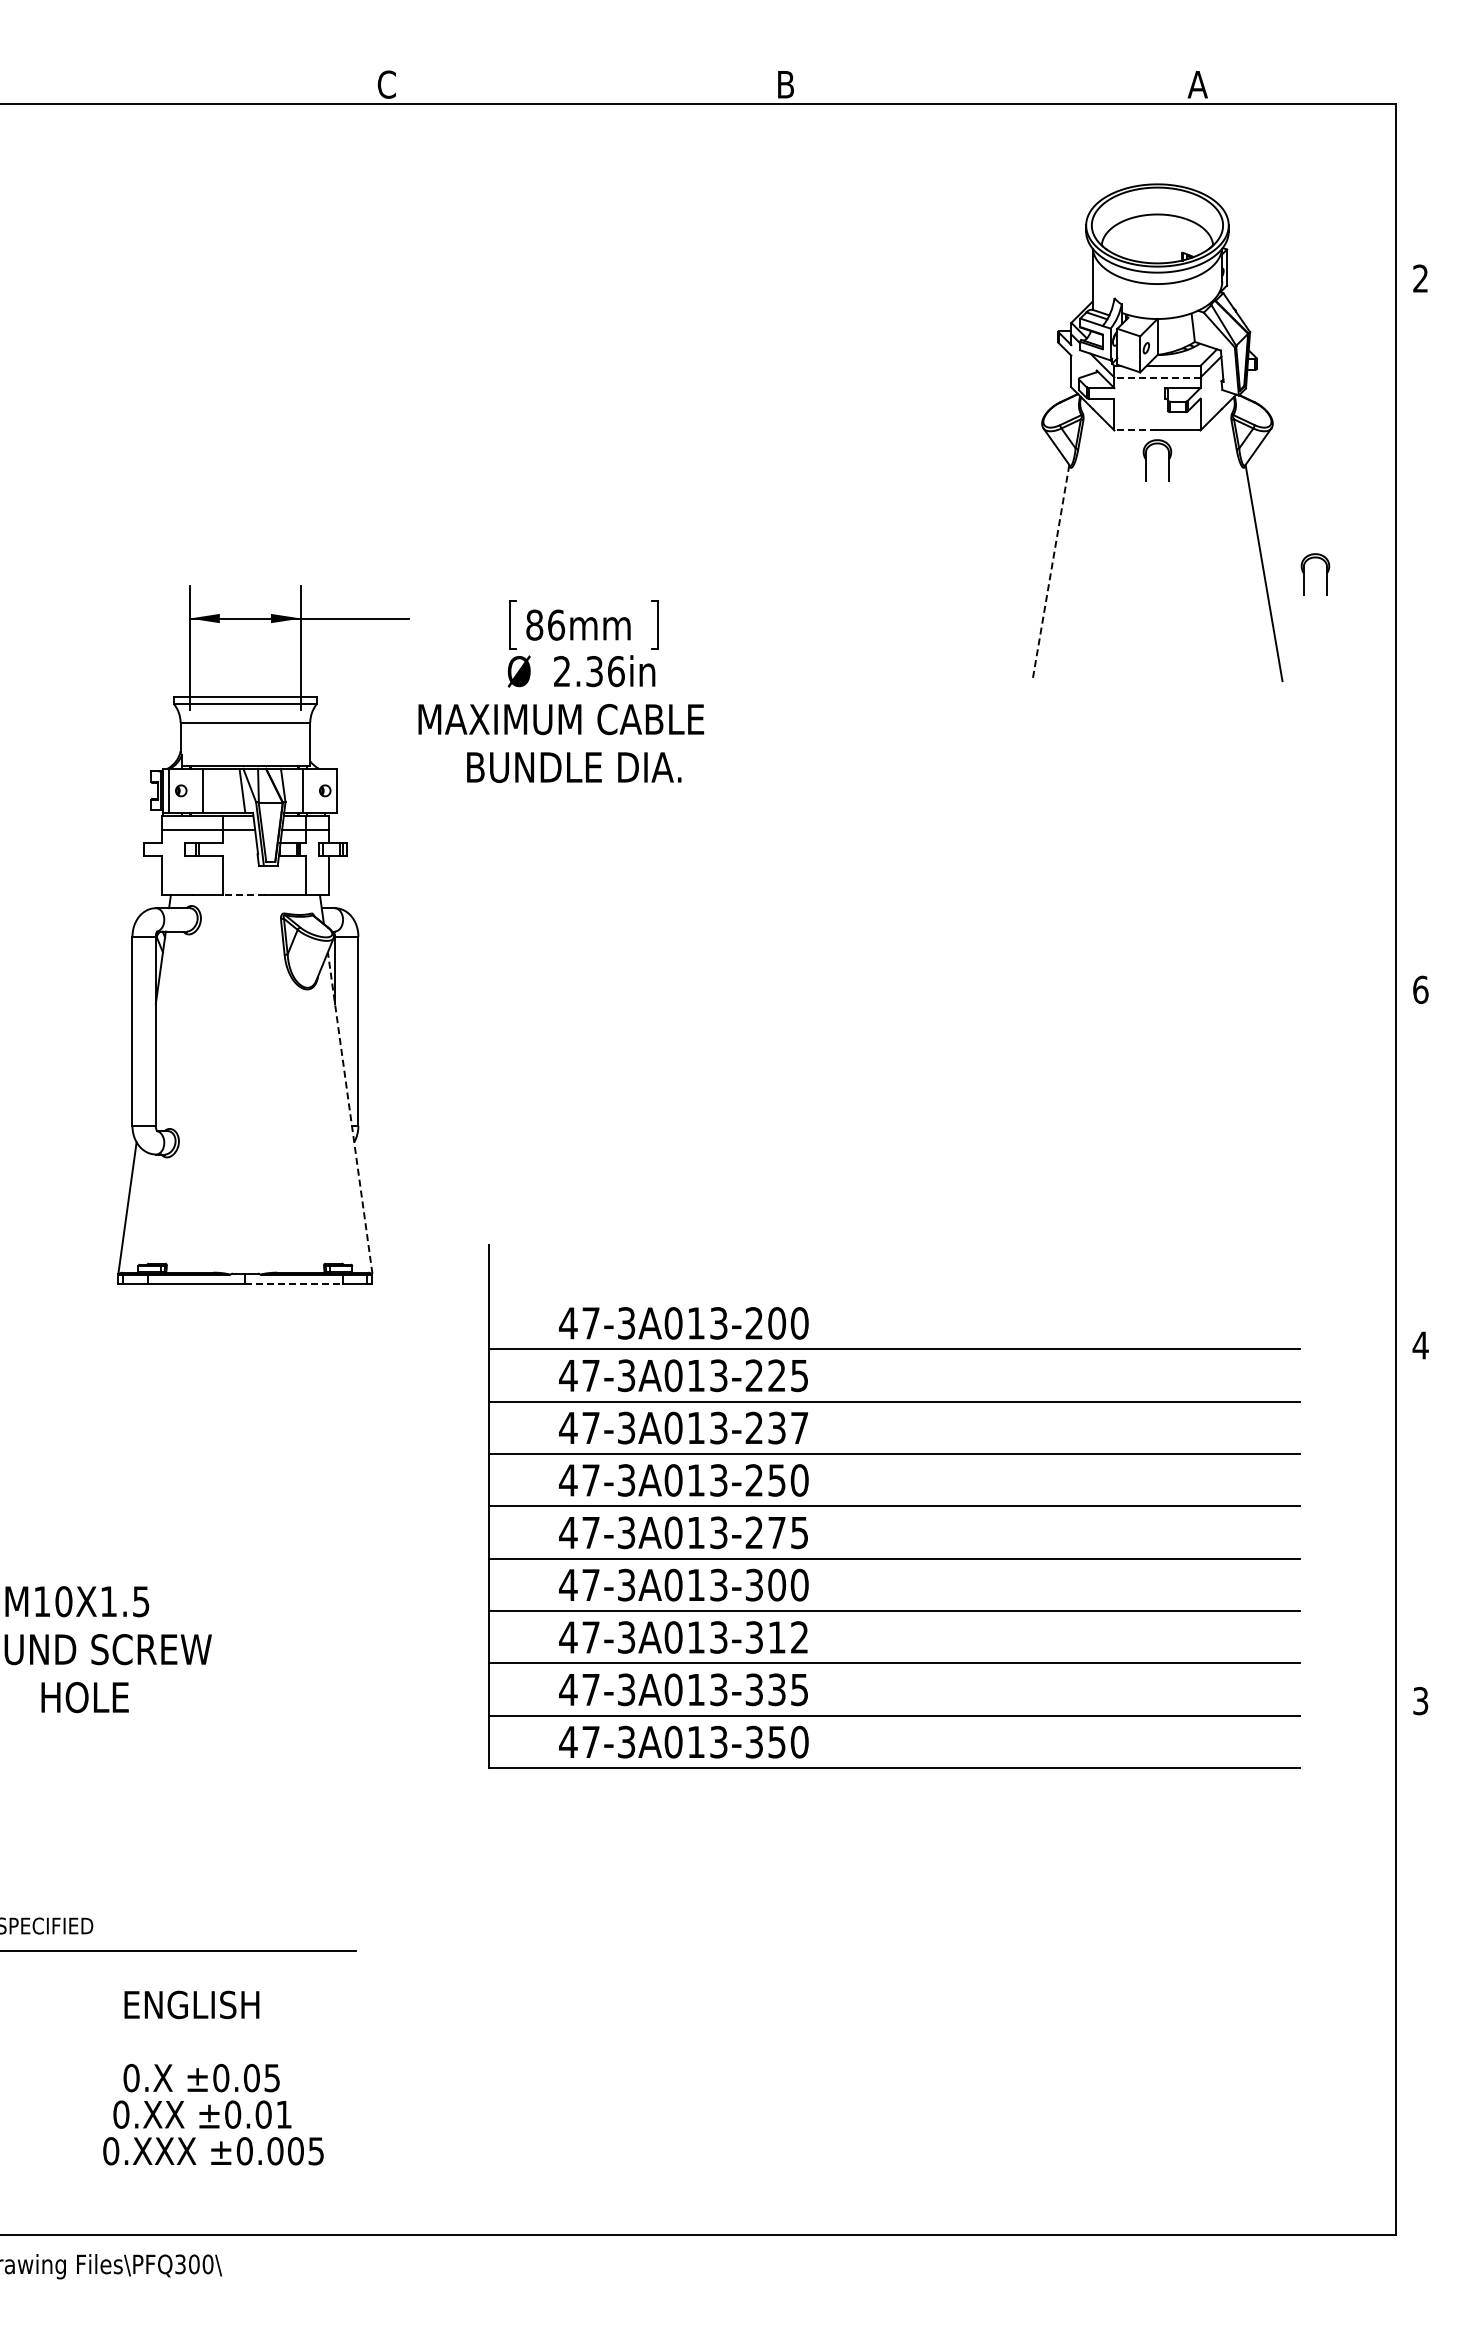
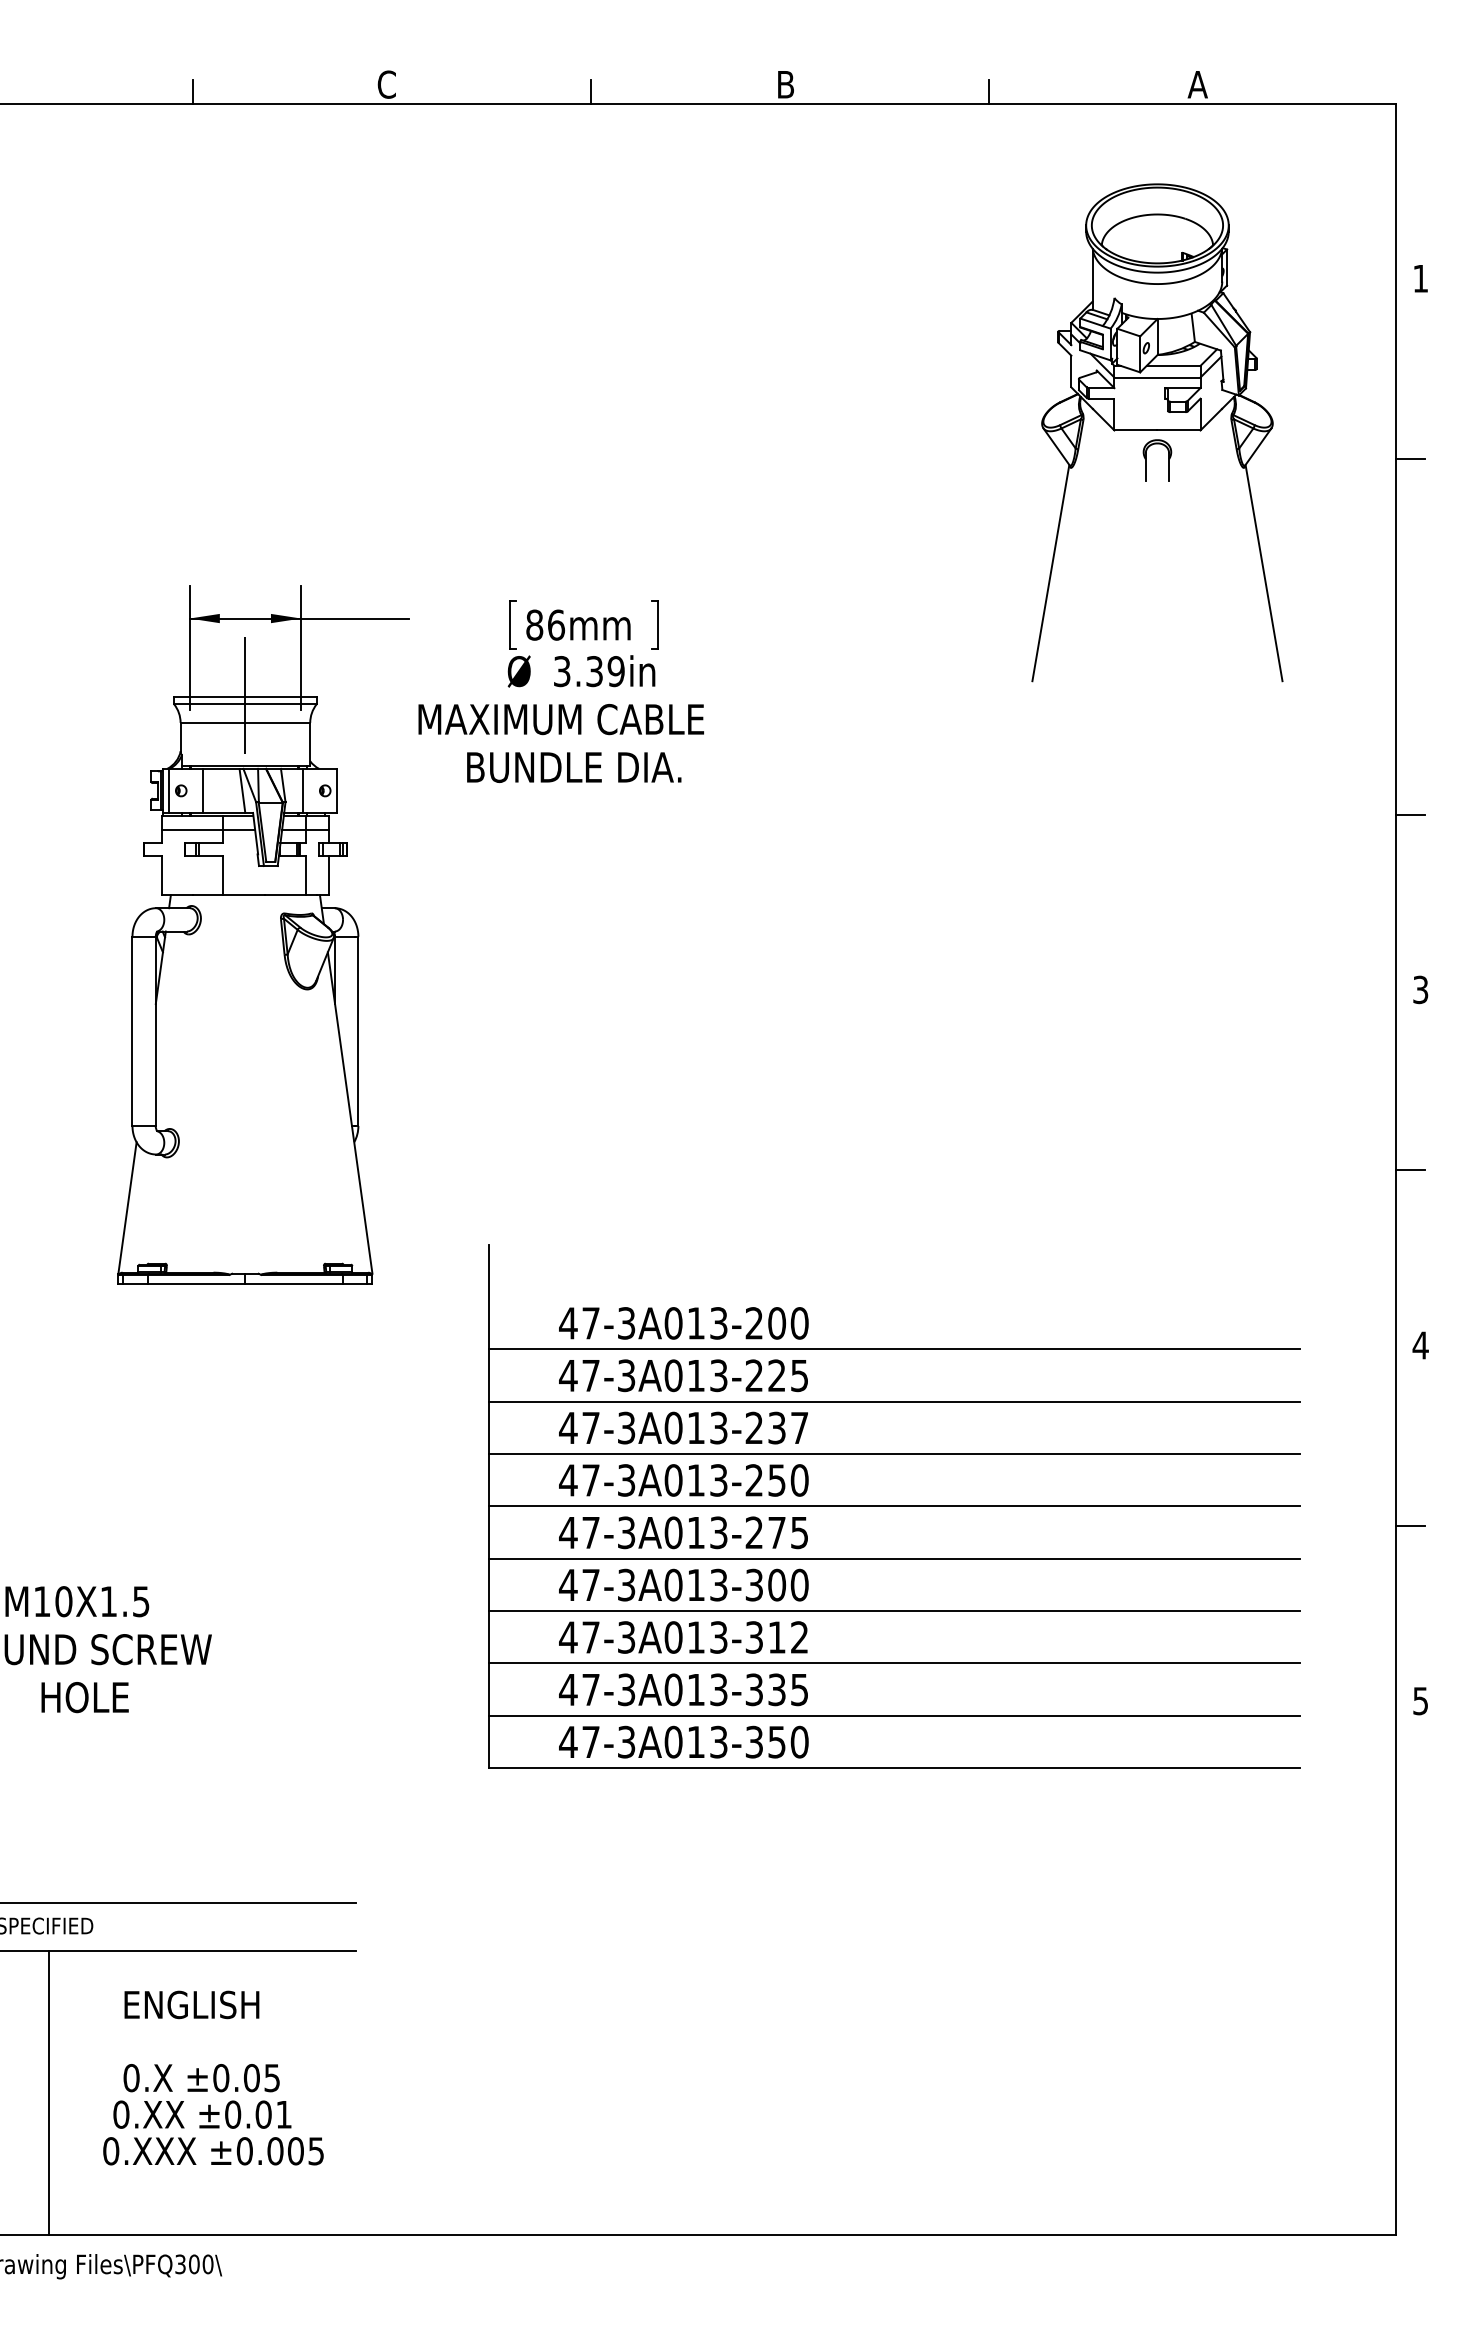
line: none -> present (193, 91)
line: none -> present (591, 91)
line: none -> present (988, 91)
text: 2 -> 1 (1420, 278)
line: dashed -> solid (1156, 377)
line: dashed -> solid (1135, 430)
line: none -> present (1410, 459)
line: dashed -> solid (1050, 573)
part: present -> none (1304, 574)
text: 2.36in -> 3.39in (589, 671)
line: none -> present (245, 695)
line: none -> present (1410, 814)
line: dashed -> solid (243, 895)
text: 6 -> 3 (1420, 989)
line: dashed -> solid (350, 1112)
line: none -> present (1410, 1170)
line: dashed -> solid (293, 1284)
line: none -> present (1410, 1526)
text: 3 -> 5 (1420, 1700)
line: none -> present (179, 1903)
line: none -> present (49, 2092)
